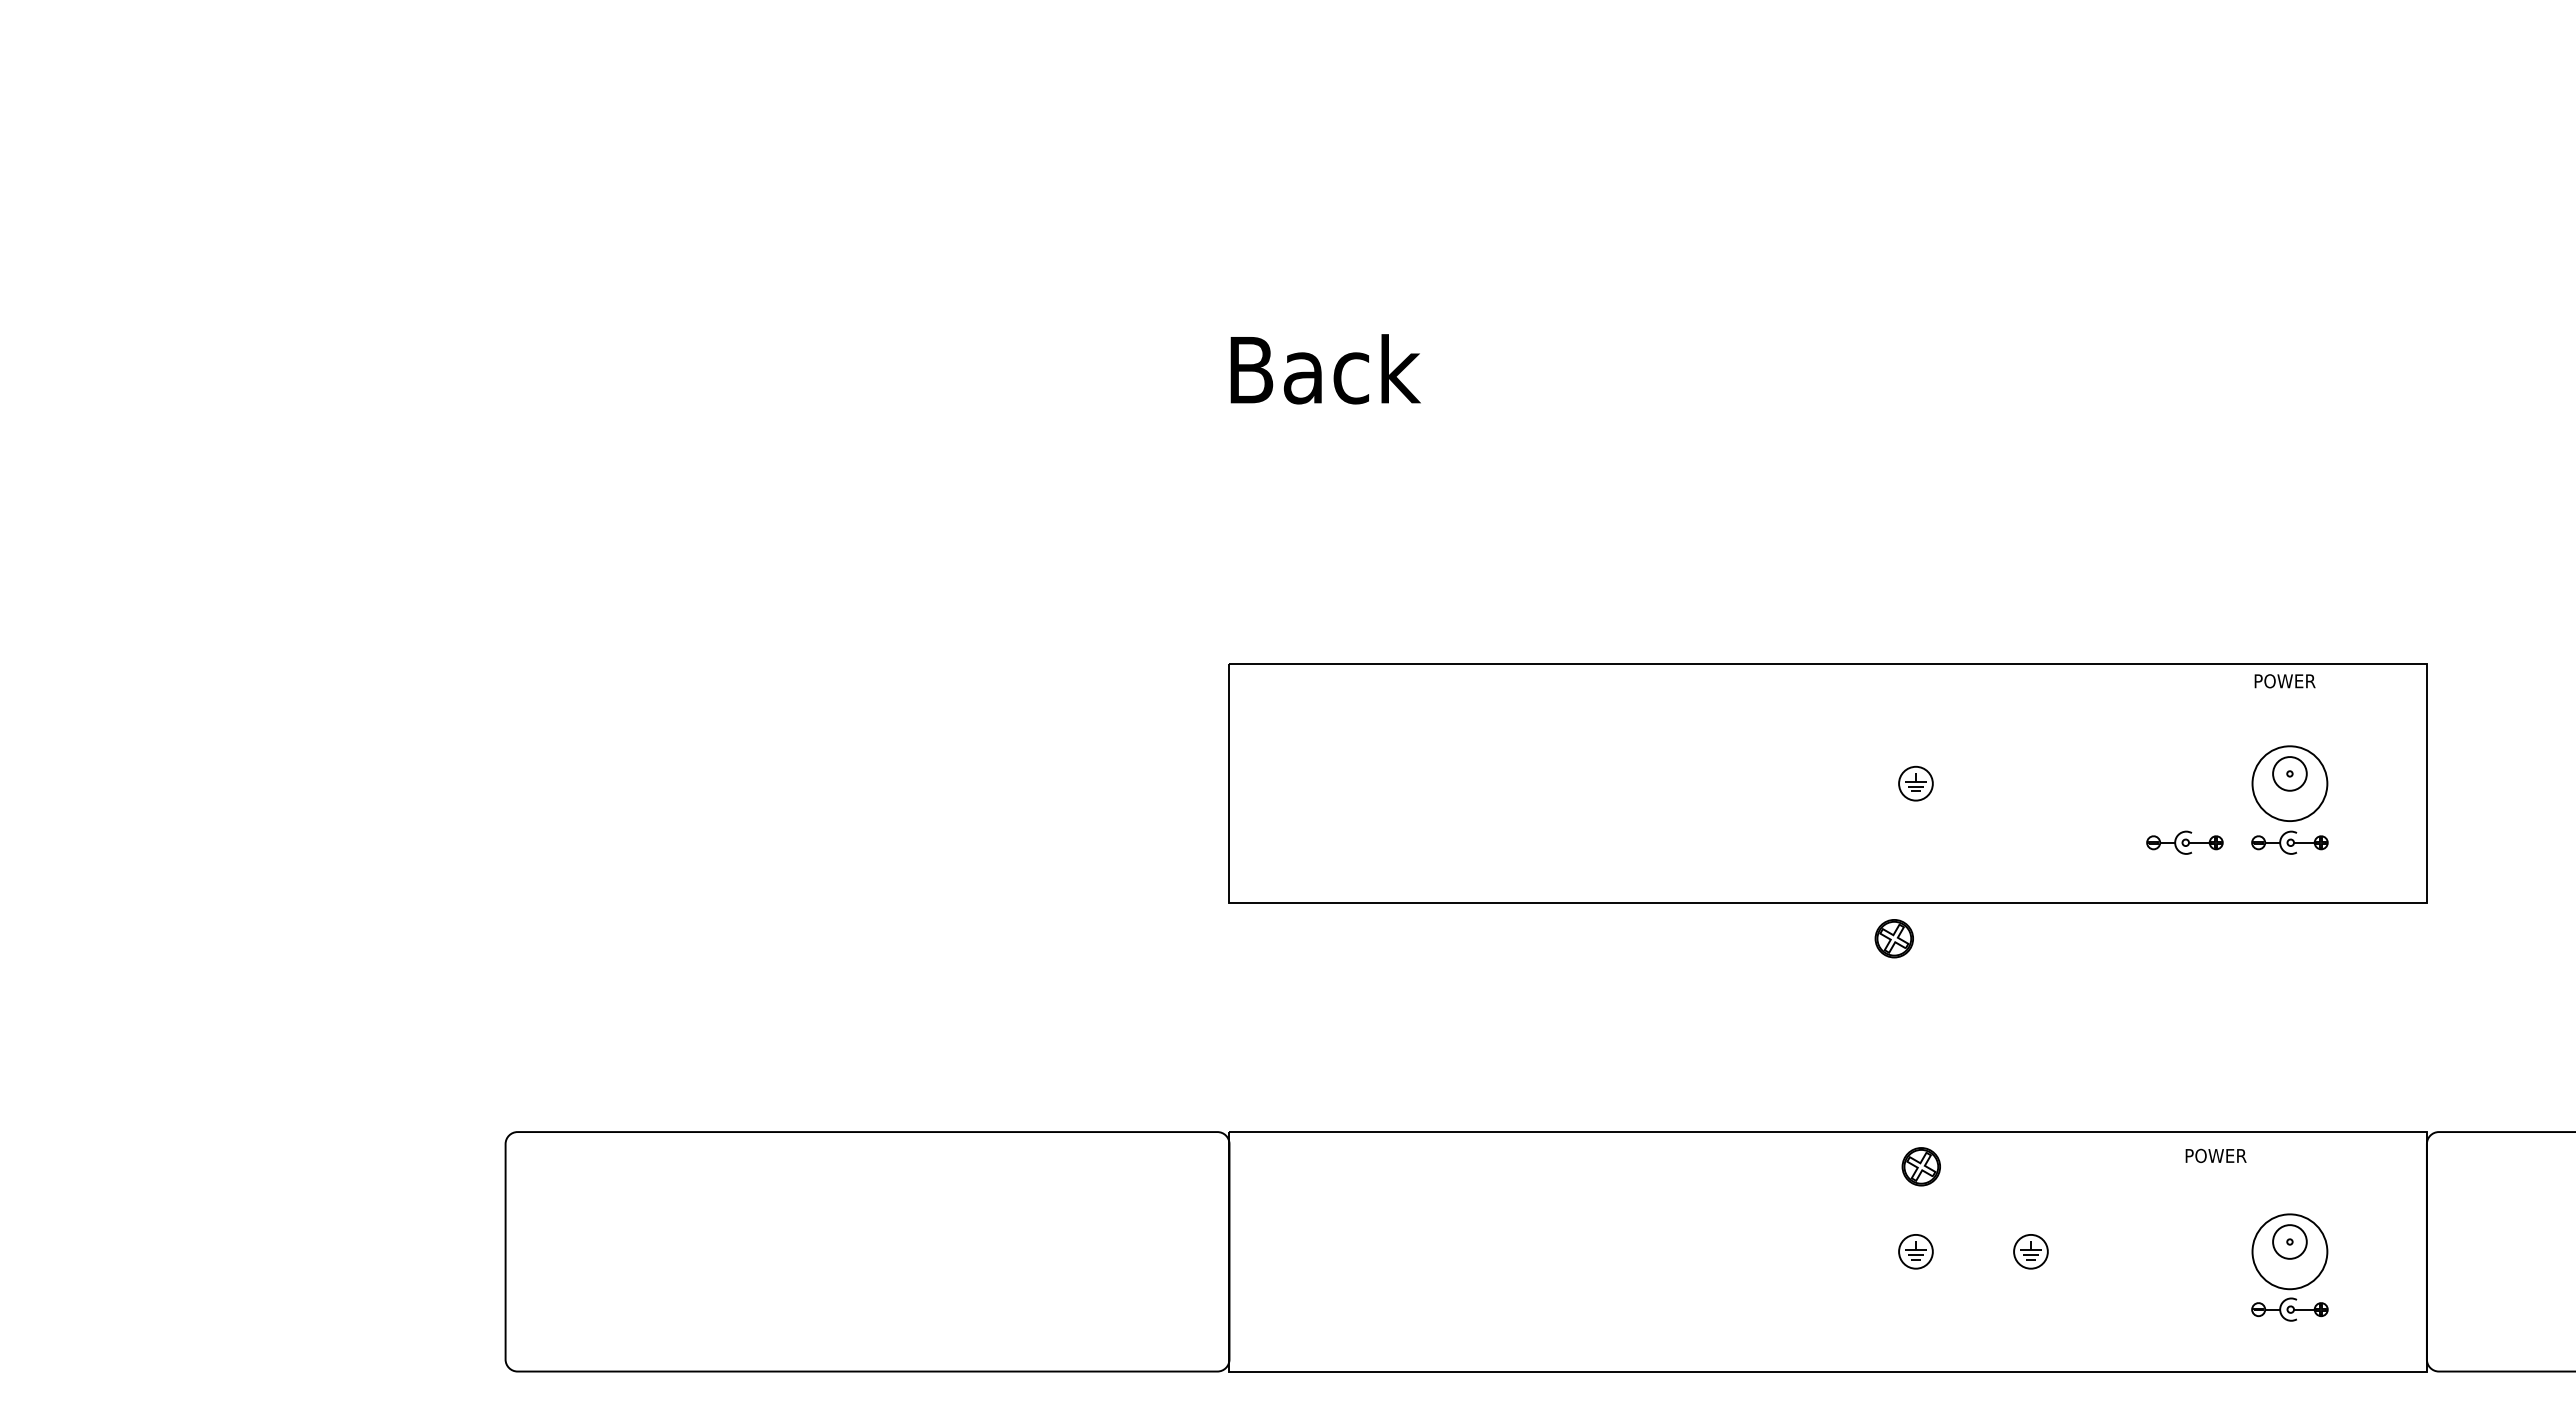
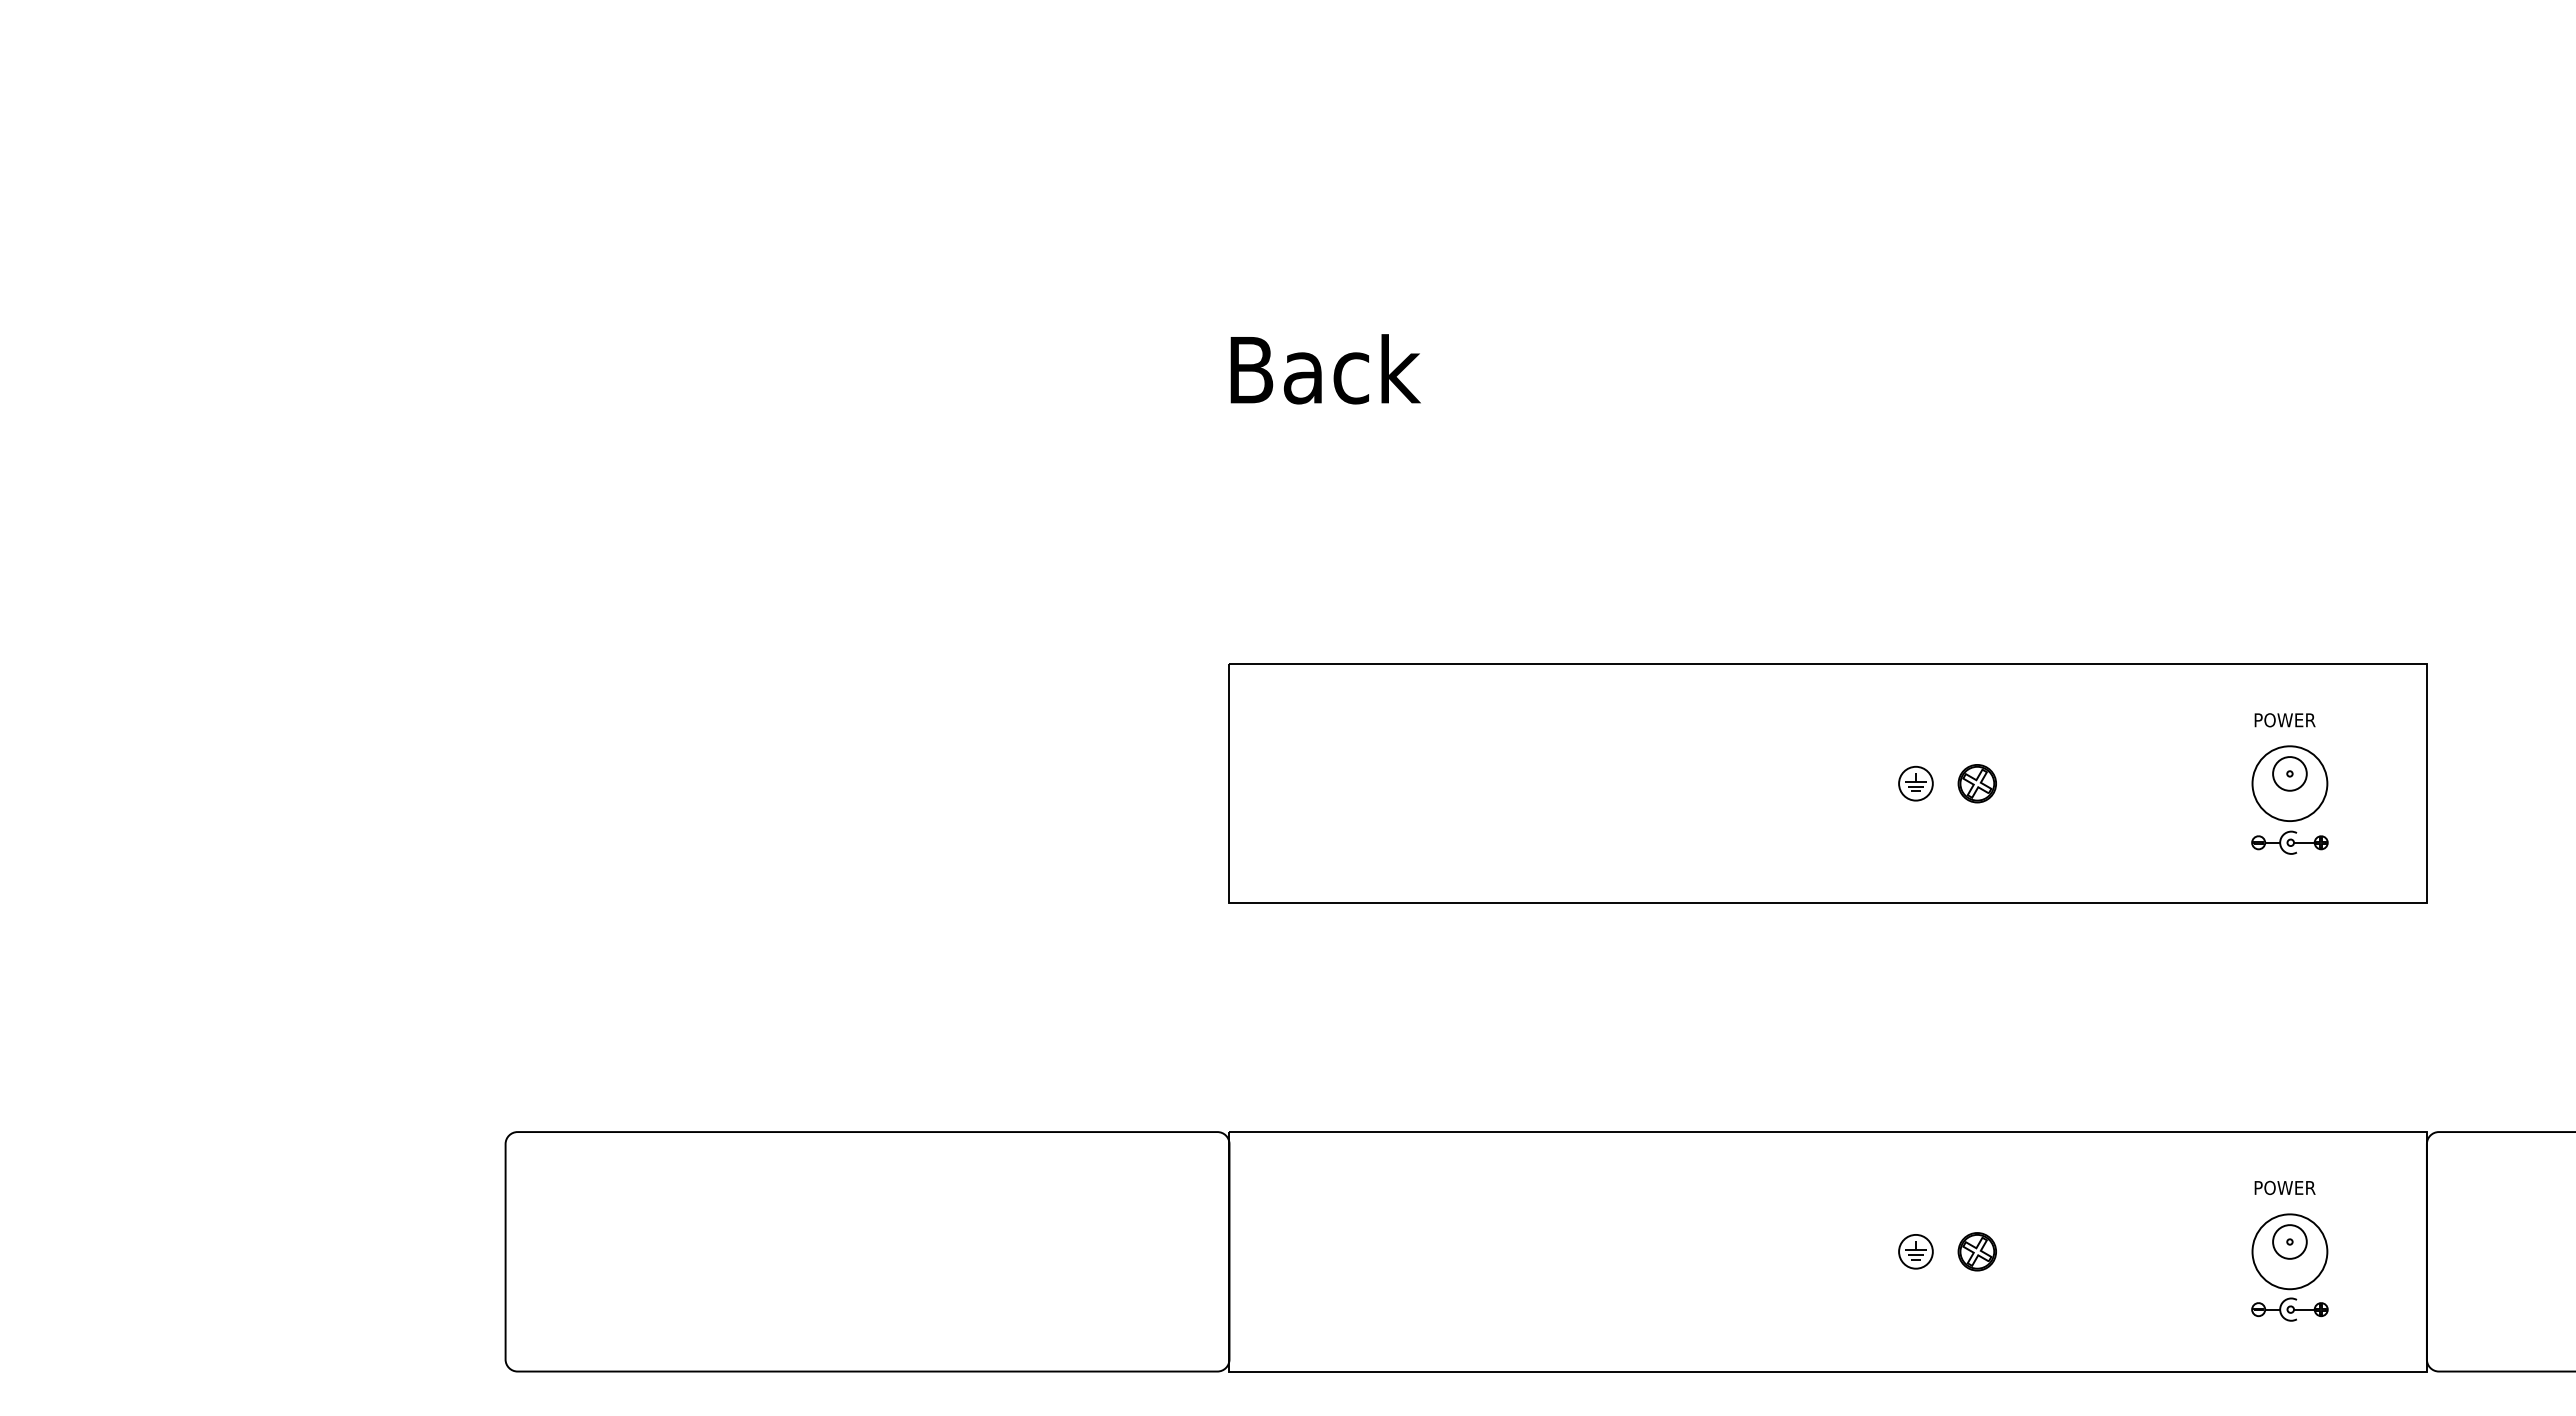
text position: (2284, 681) -> (2284, 720) (2284, 720)
part: present -> none (2184, 842)
part position: (1893, 938) -> (1976, 783) (1976, 783)
text position: (2215, 1155) -> (2284, 1187) (2284, 1187)
part position: (1920, 1166) -> (1976, 1251) (1976, 1251)
part: present -> none (2030, 1251)
